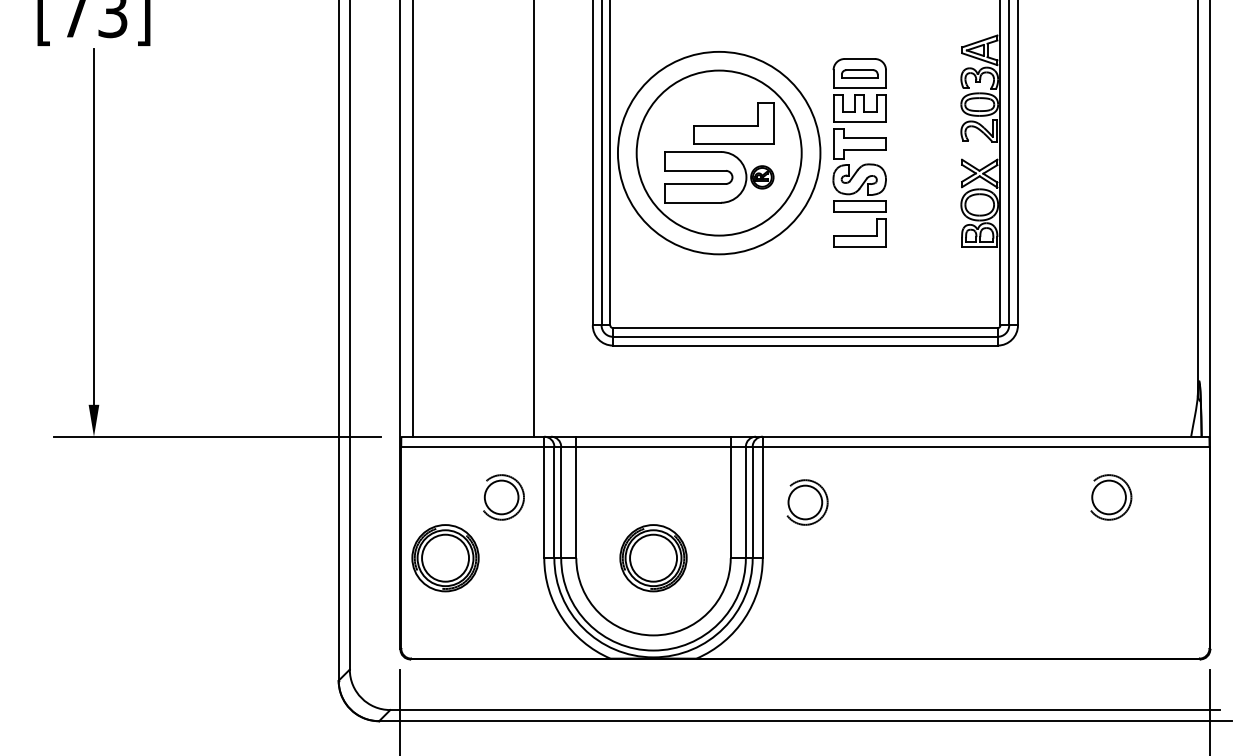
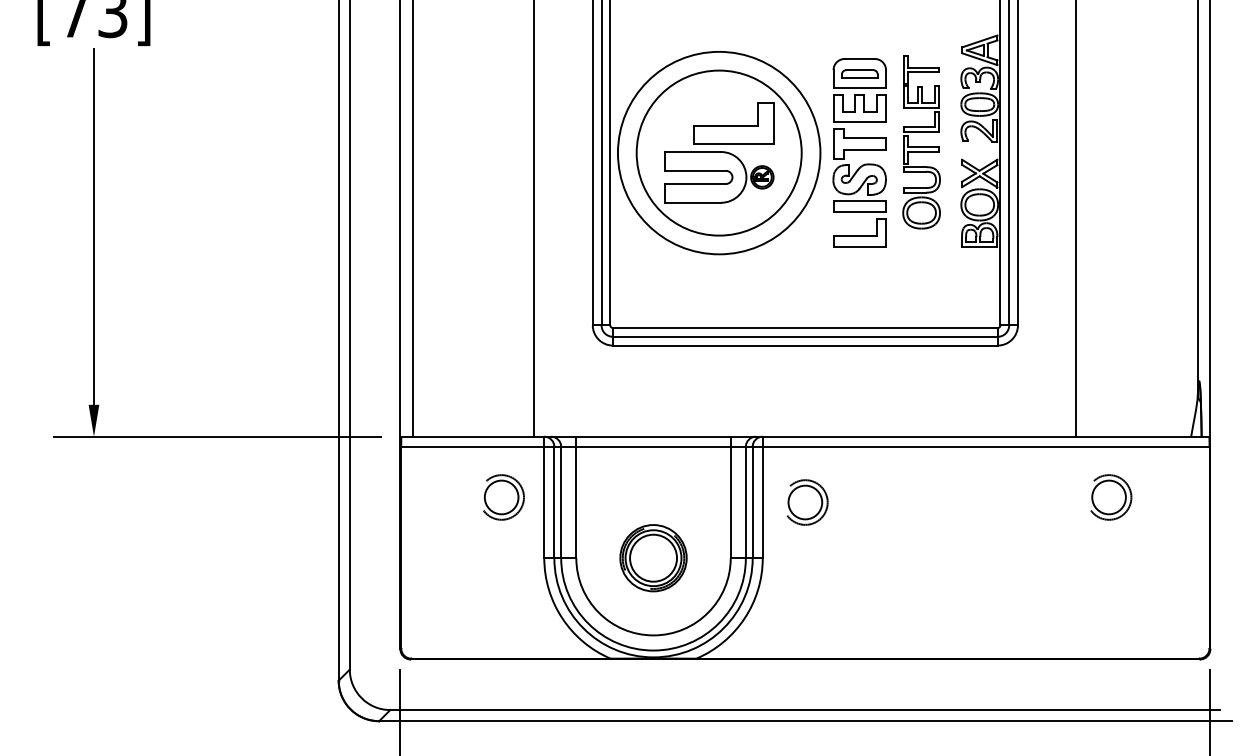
part: none -> present (921, 142)
line: none -> present (1076, 219)
part: present -> none (445, 558)
